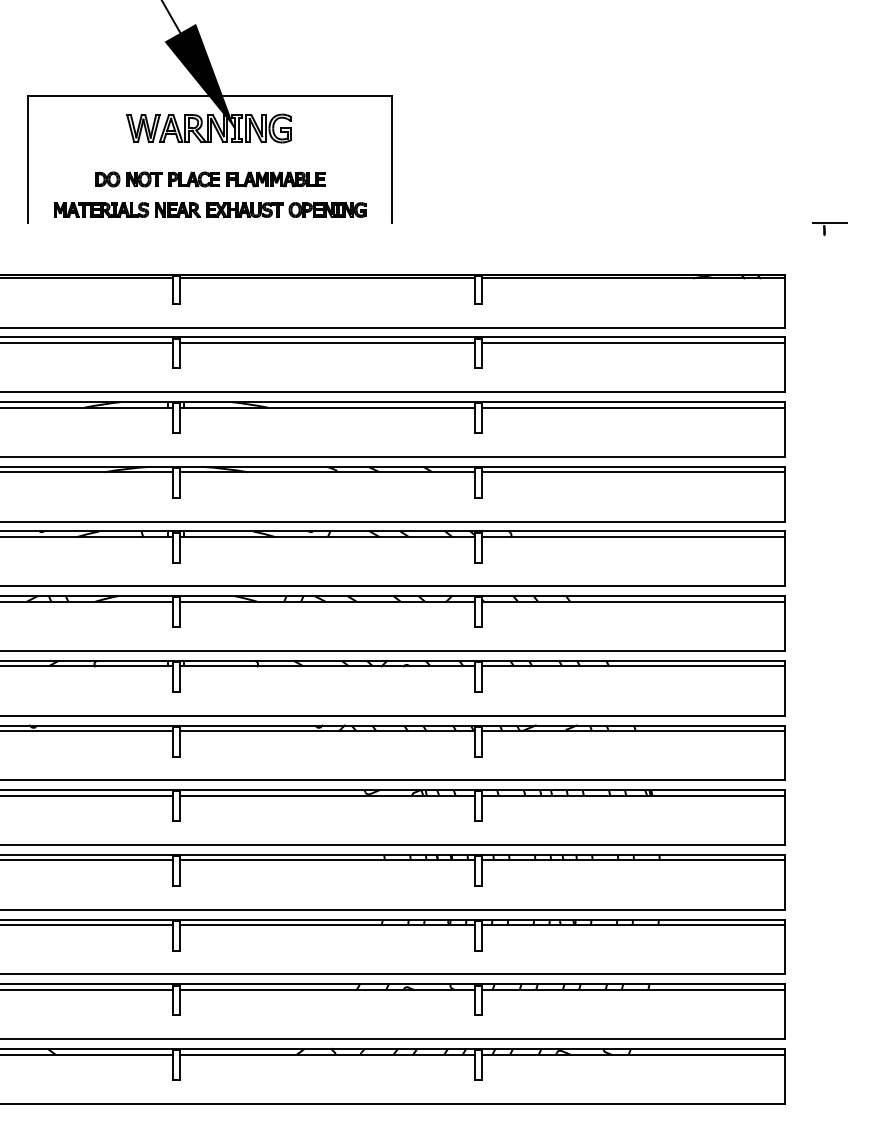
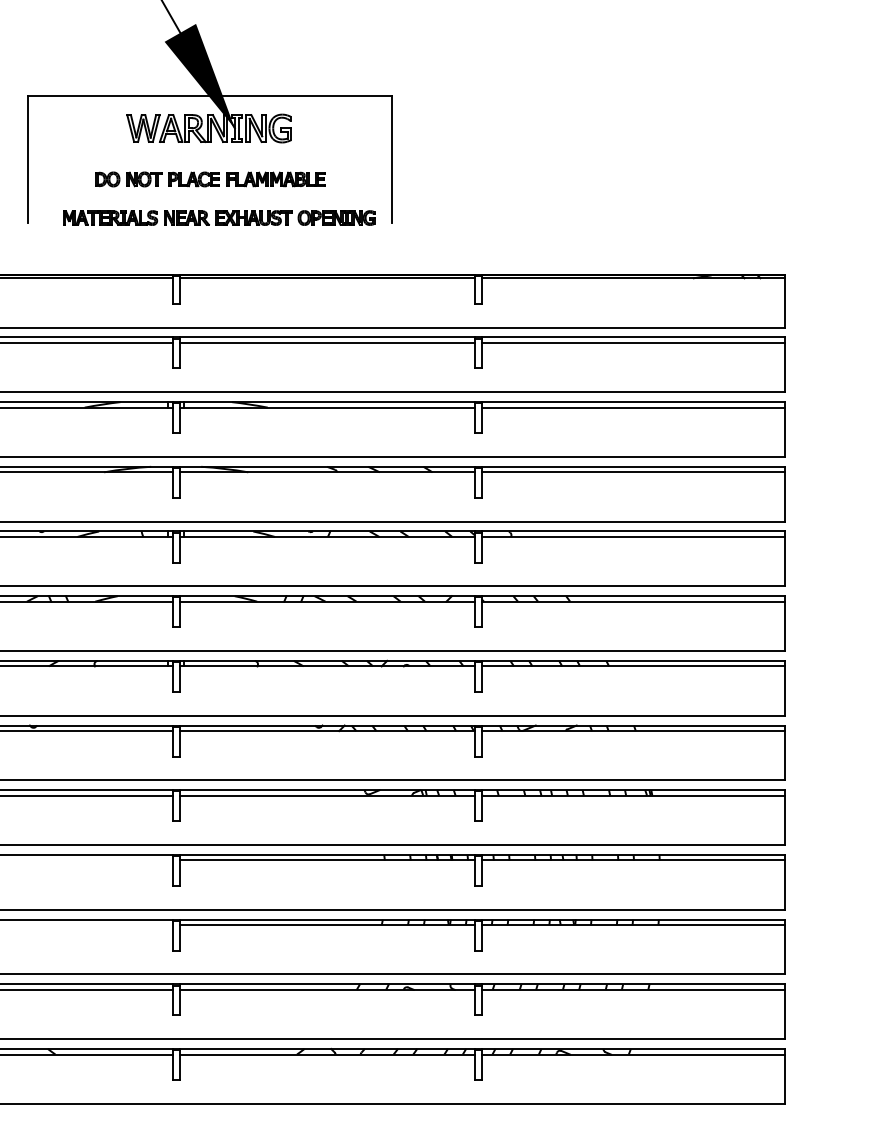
part position: (210, 209) -> (219, 217) (219, 217)
part: present -> none (829, 229)
line: present -> none (87, 860)
line: present -> none (87, 925)
